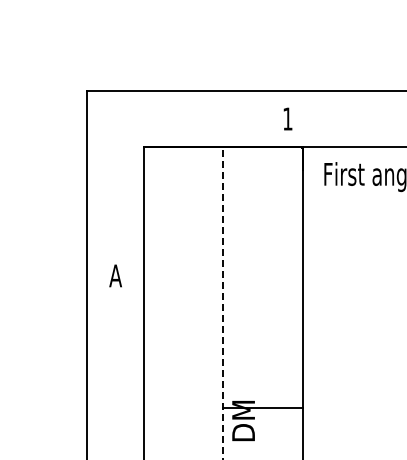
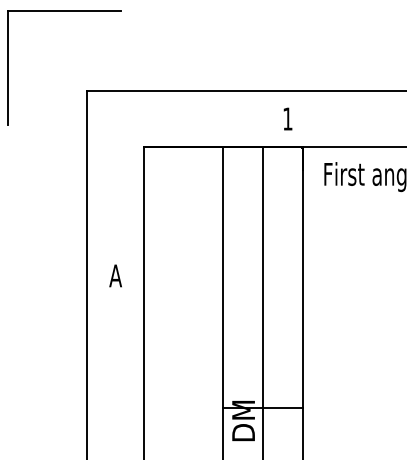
part: none -> present (64, 11)
line: none -> present (263, 301)
line: dashed -> solid (223, 303)
